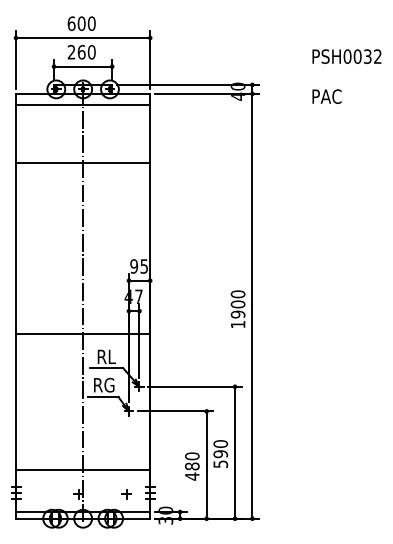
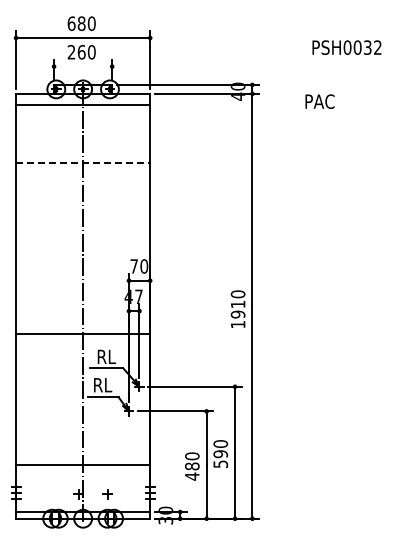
text: 600 -> 680 (81, 23)
text position: (346, 56) -> (346, 47) (346, 47)
line: present -> none (82, 66)
text position: (326, 96) -> (319, 101) (319, 101)
line: solid -> dashed (83, 163)
text: 95 -> 70 (139, 266)
text: 1900 -> 1910 (237, 304)
text: RG -> RL (109, 384)
line position: (83, 470) -> (83, 465) (83, 465)
part position: (126, 494) -> (107, 494) (107, 494)
